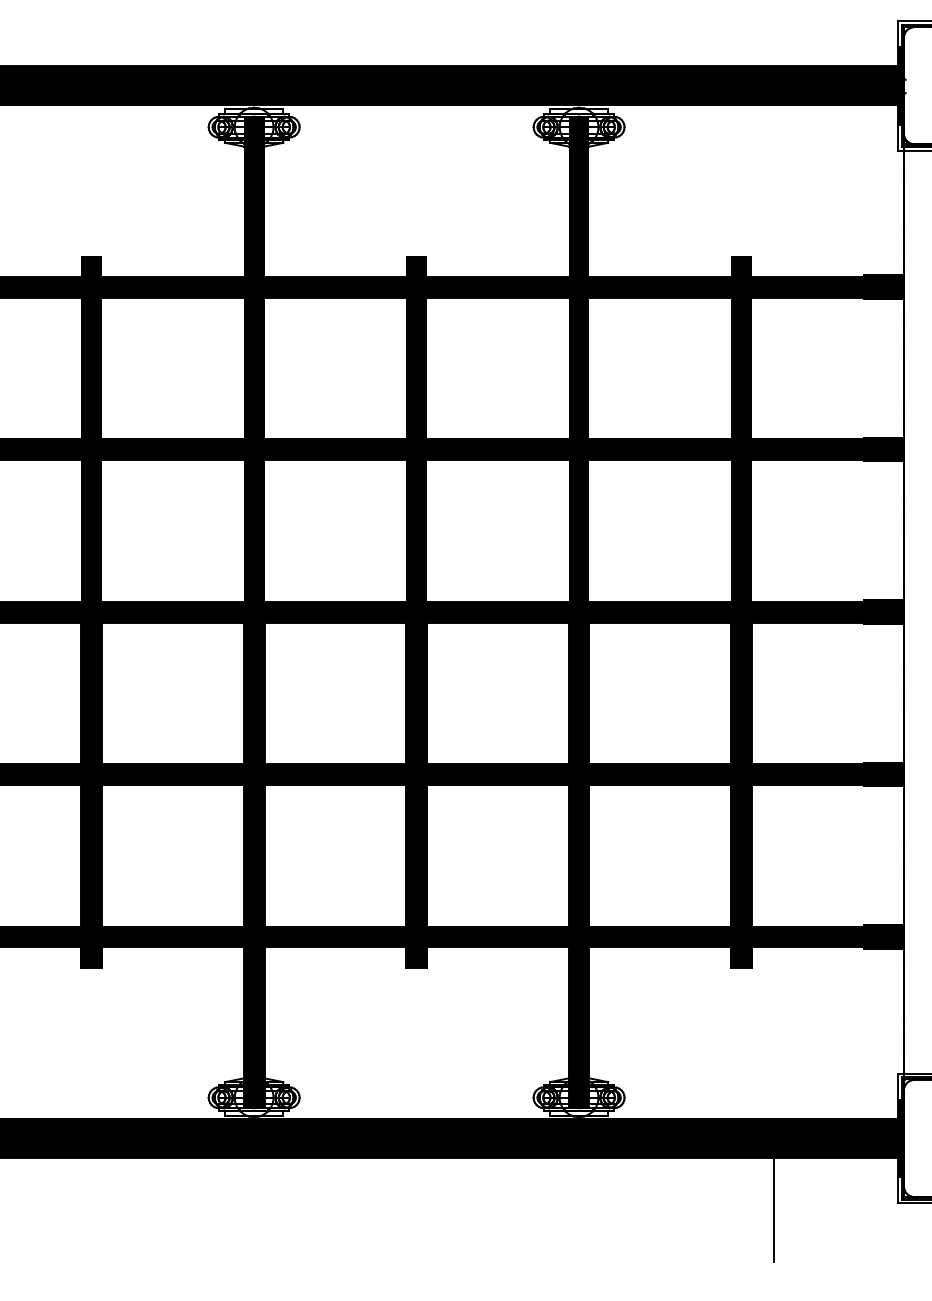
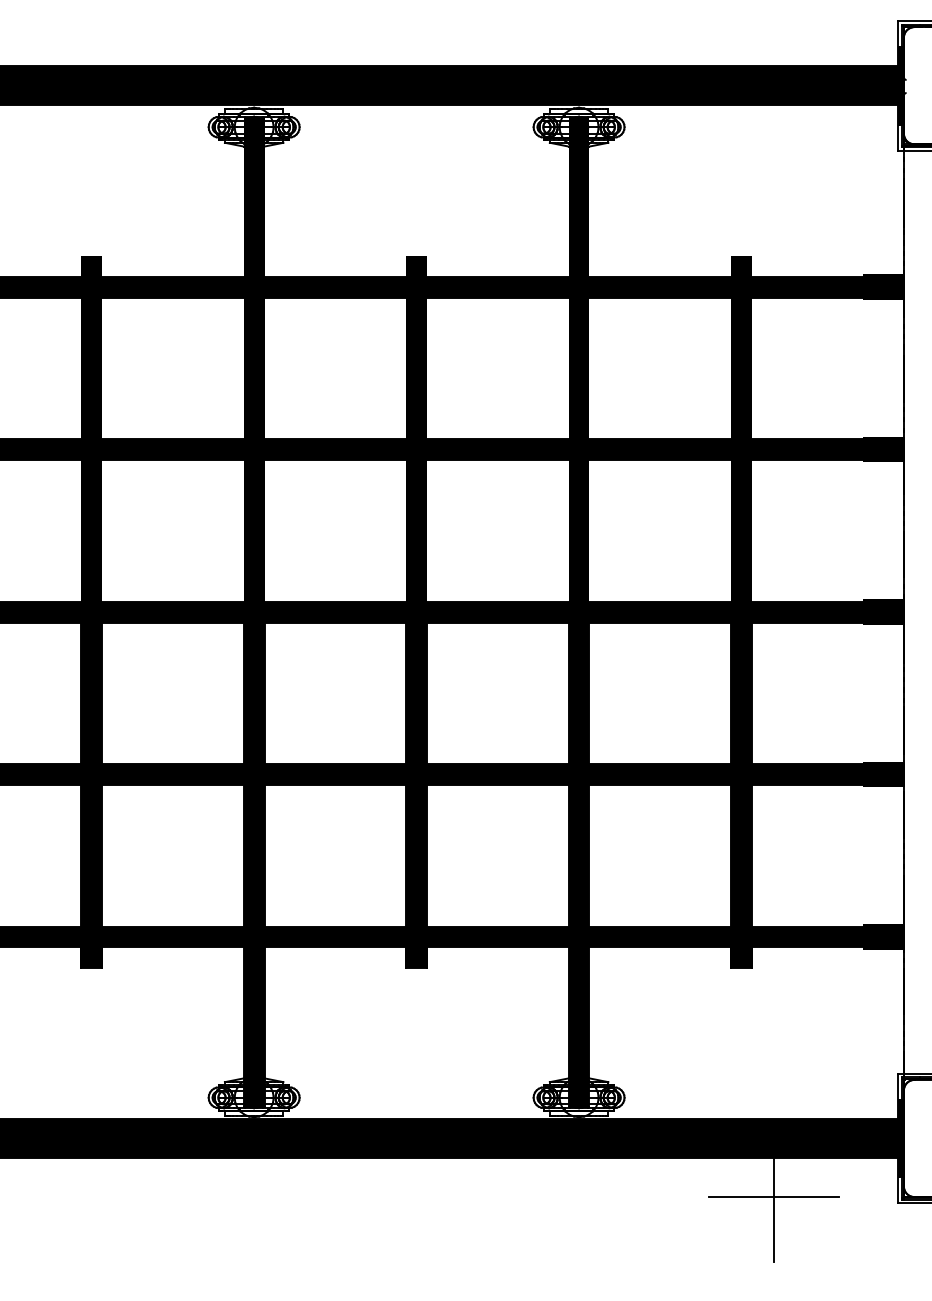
line: none -> present (774, 1196)
